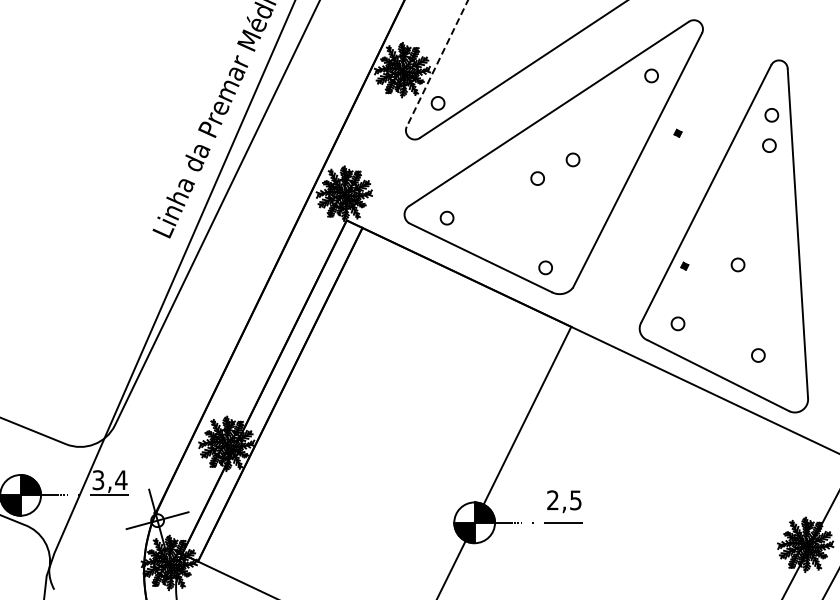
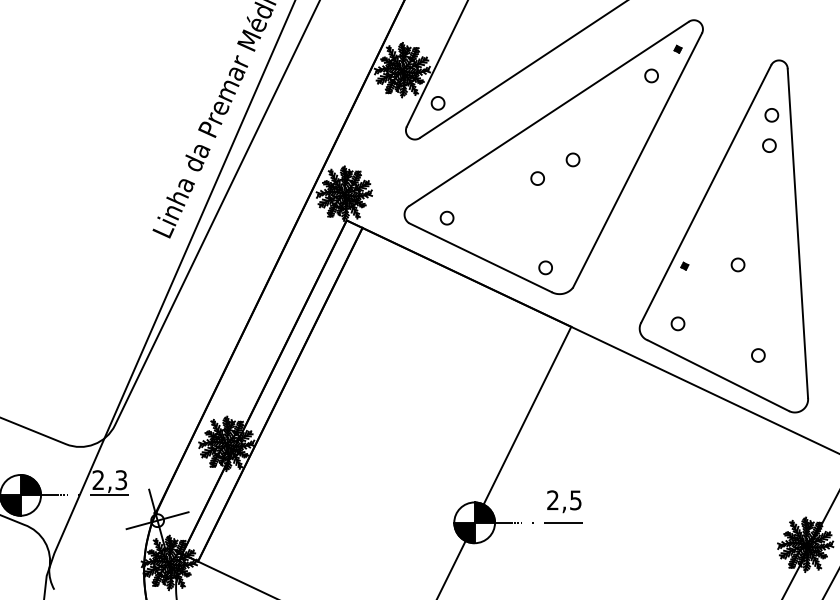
line: dashed -> solid (437, 63)
part position: (677, 132) -> (677, 48) (677, 48)
text: 3,4 -> 2,3 (109, 480)
